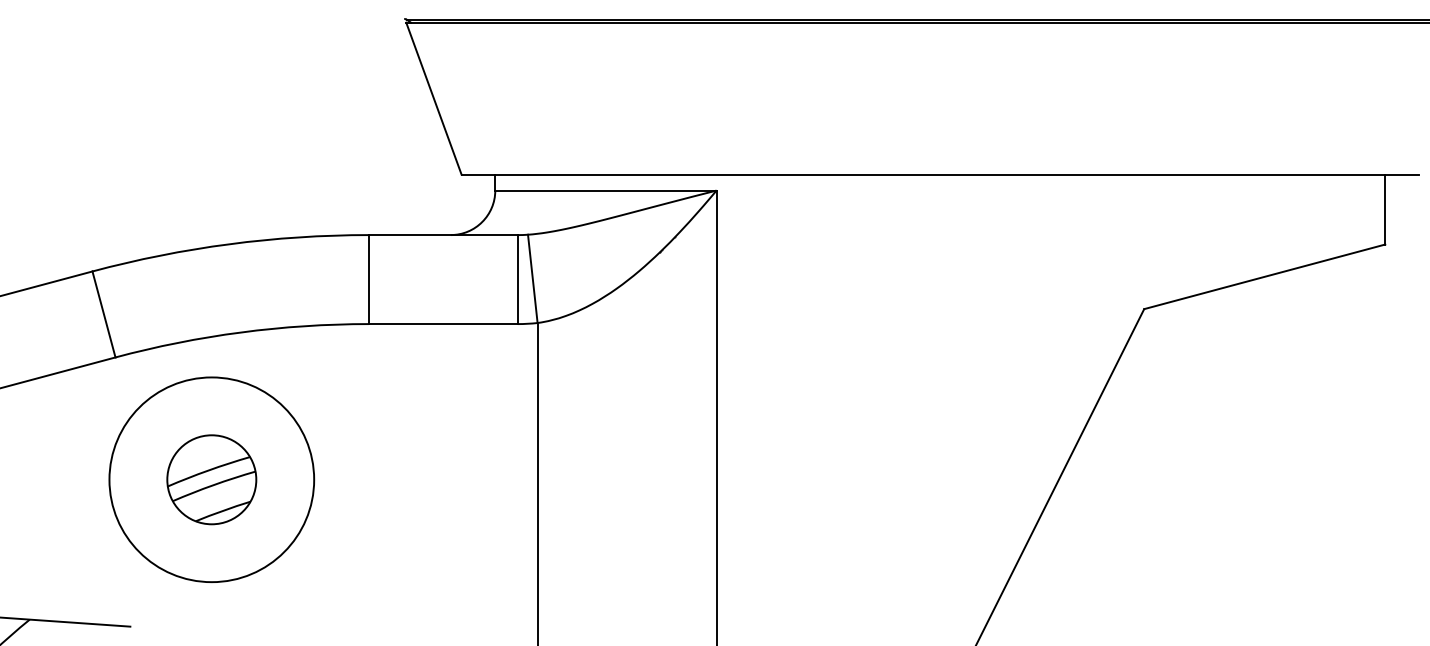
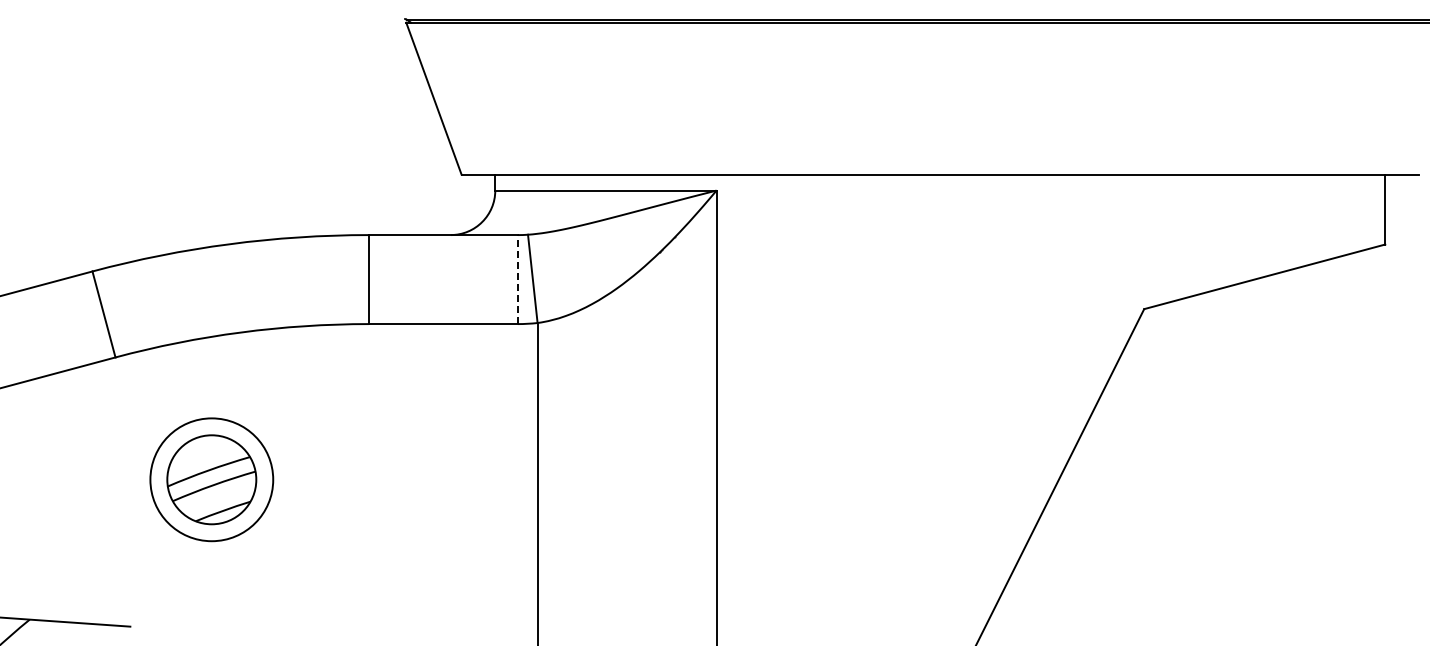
line: solid -> dashed (517, 279)
circle diameter: 205 px -> 123 px (211, 479)
